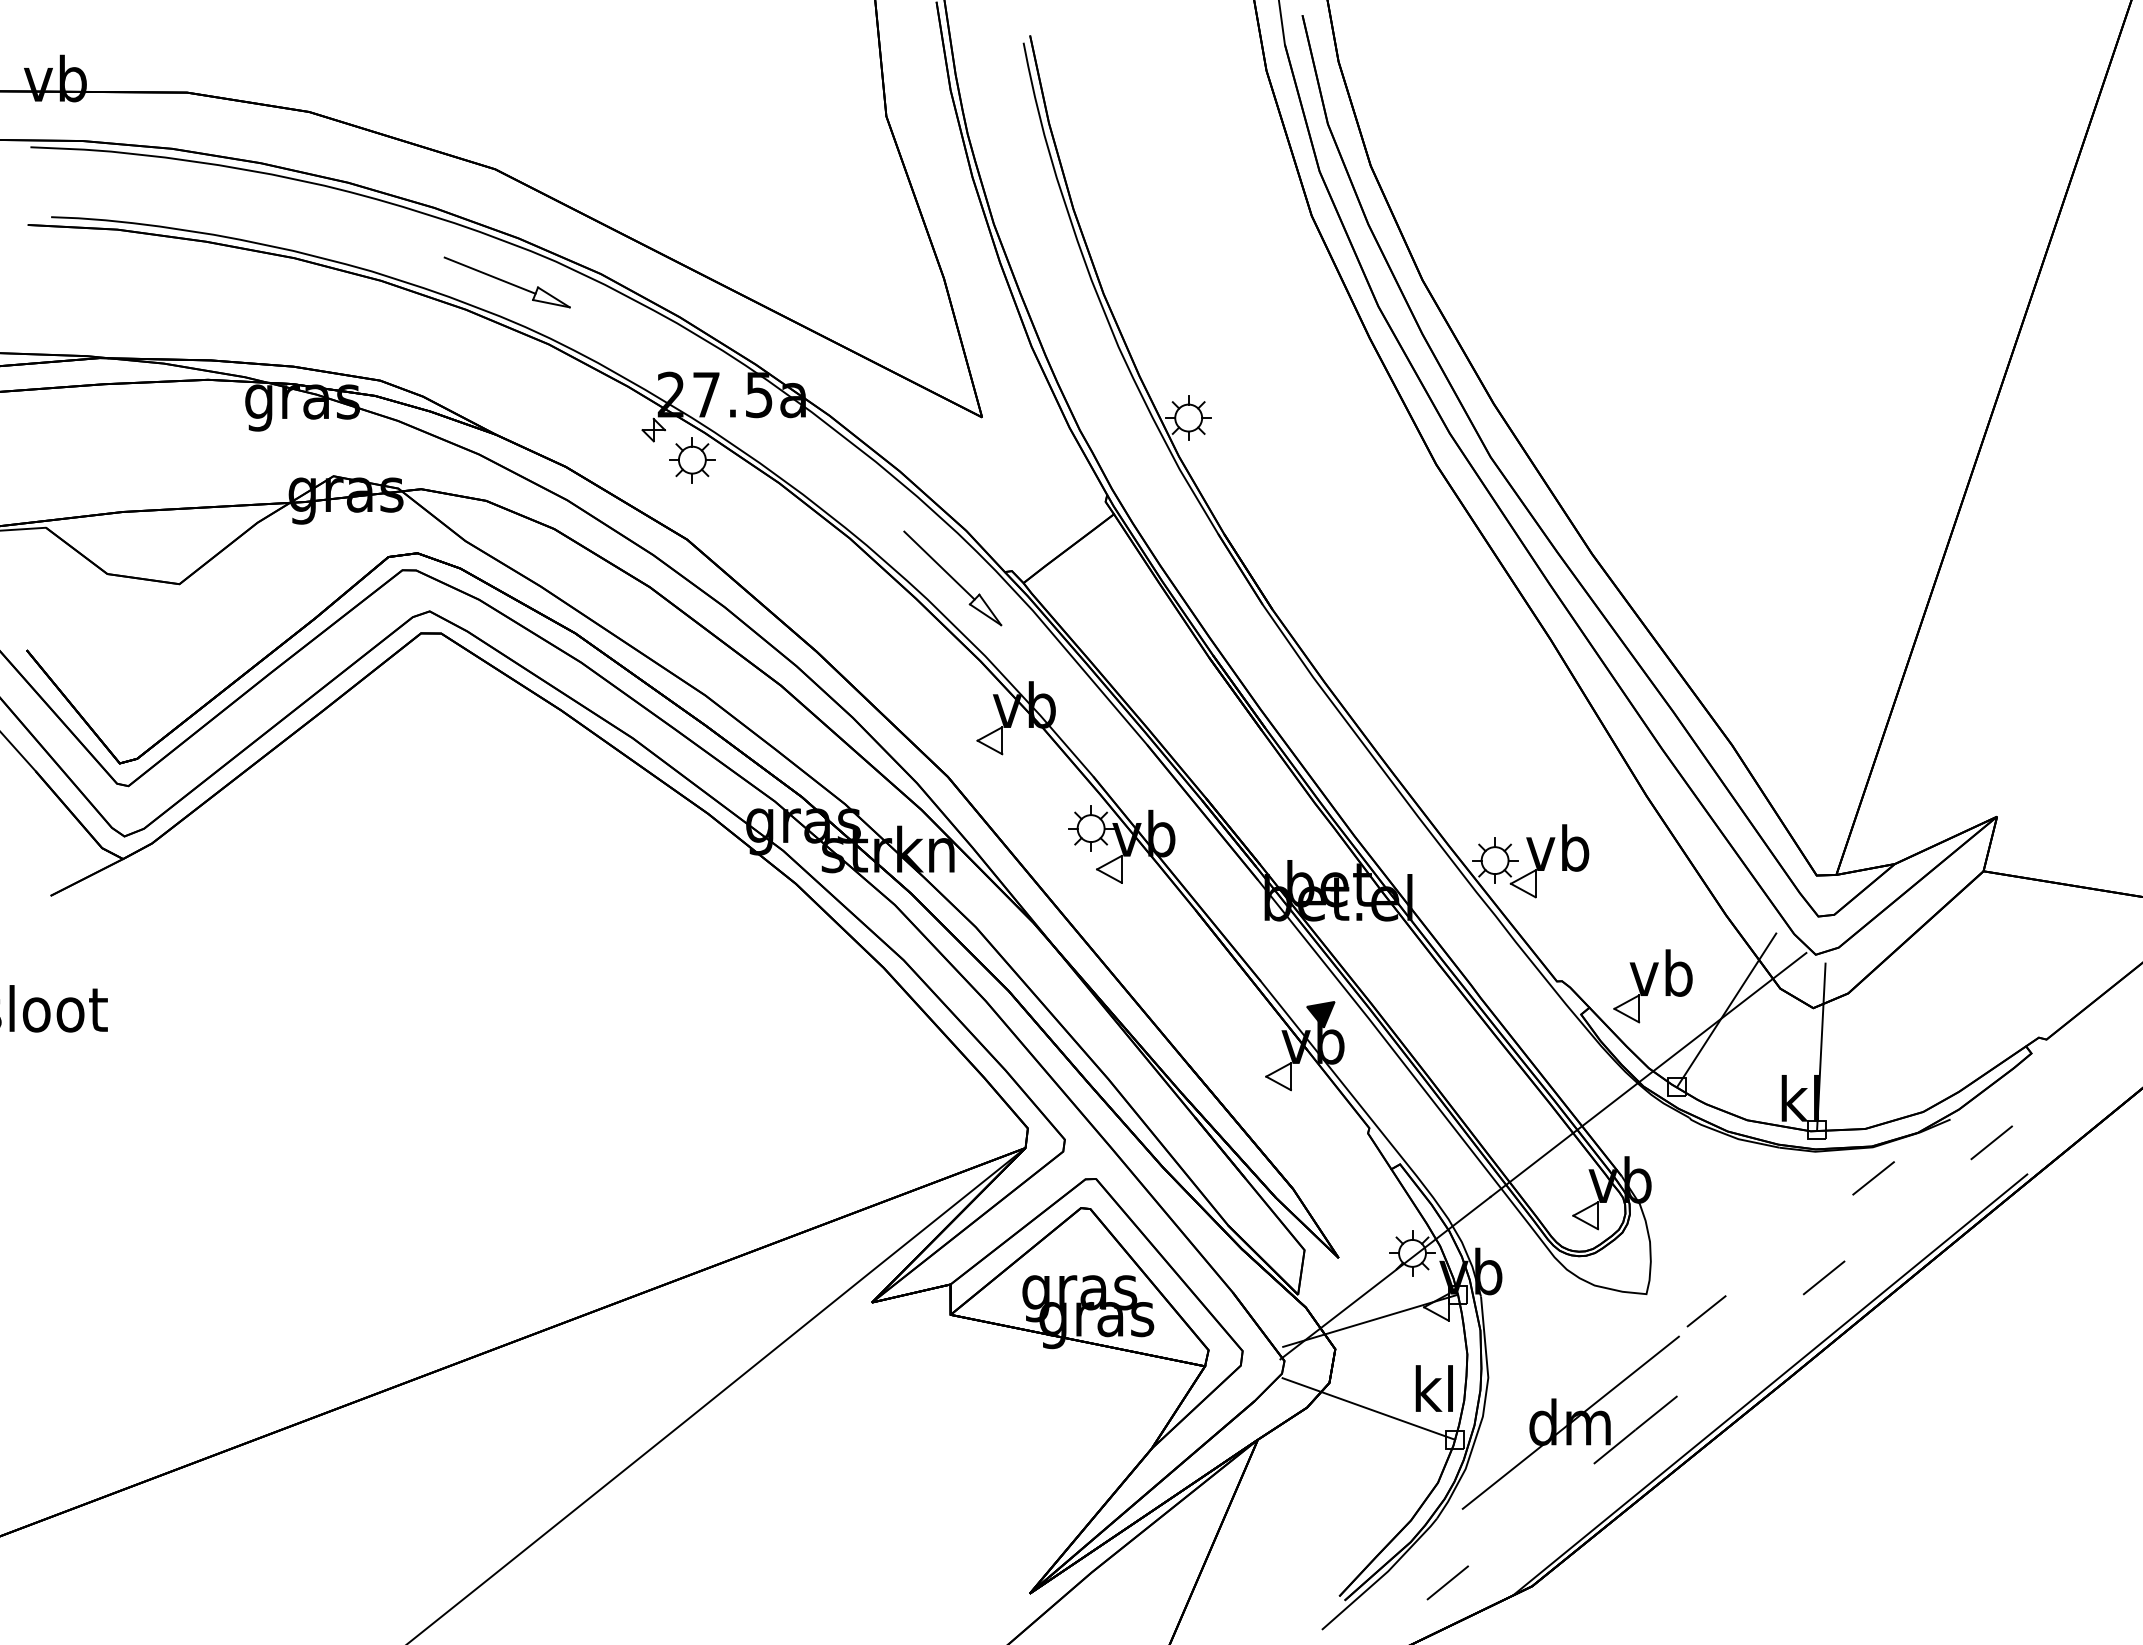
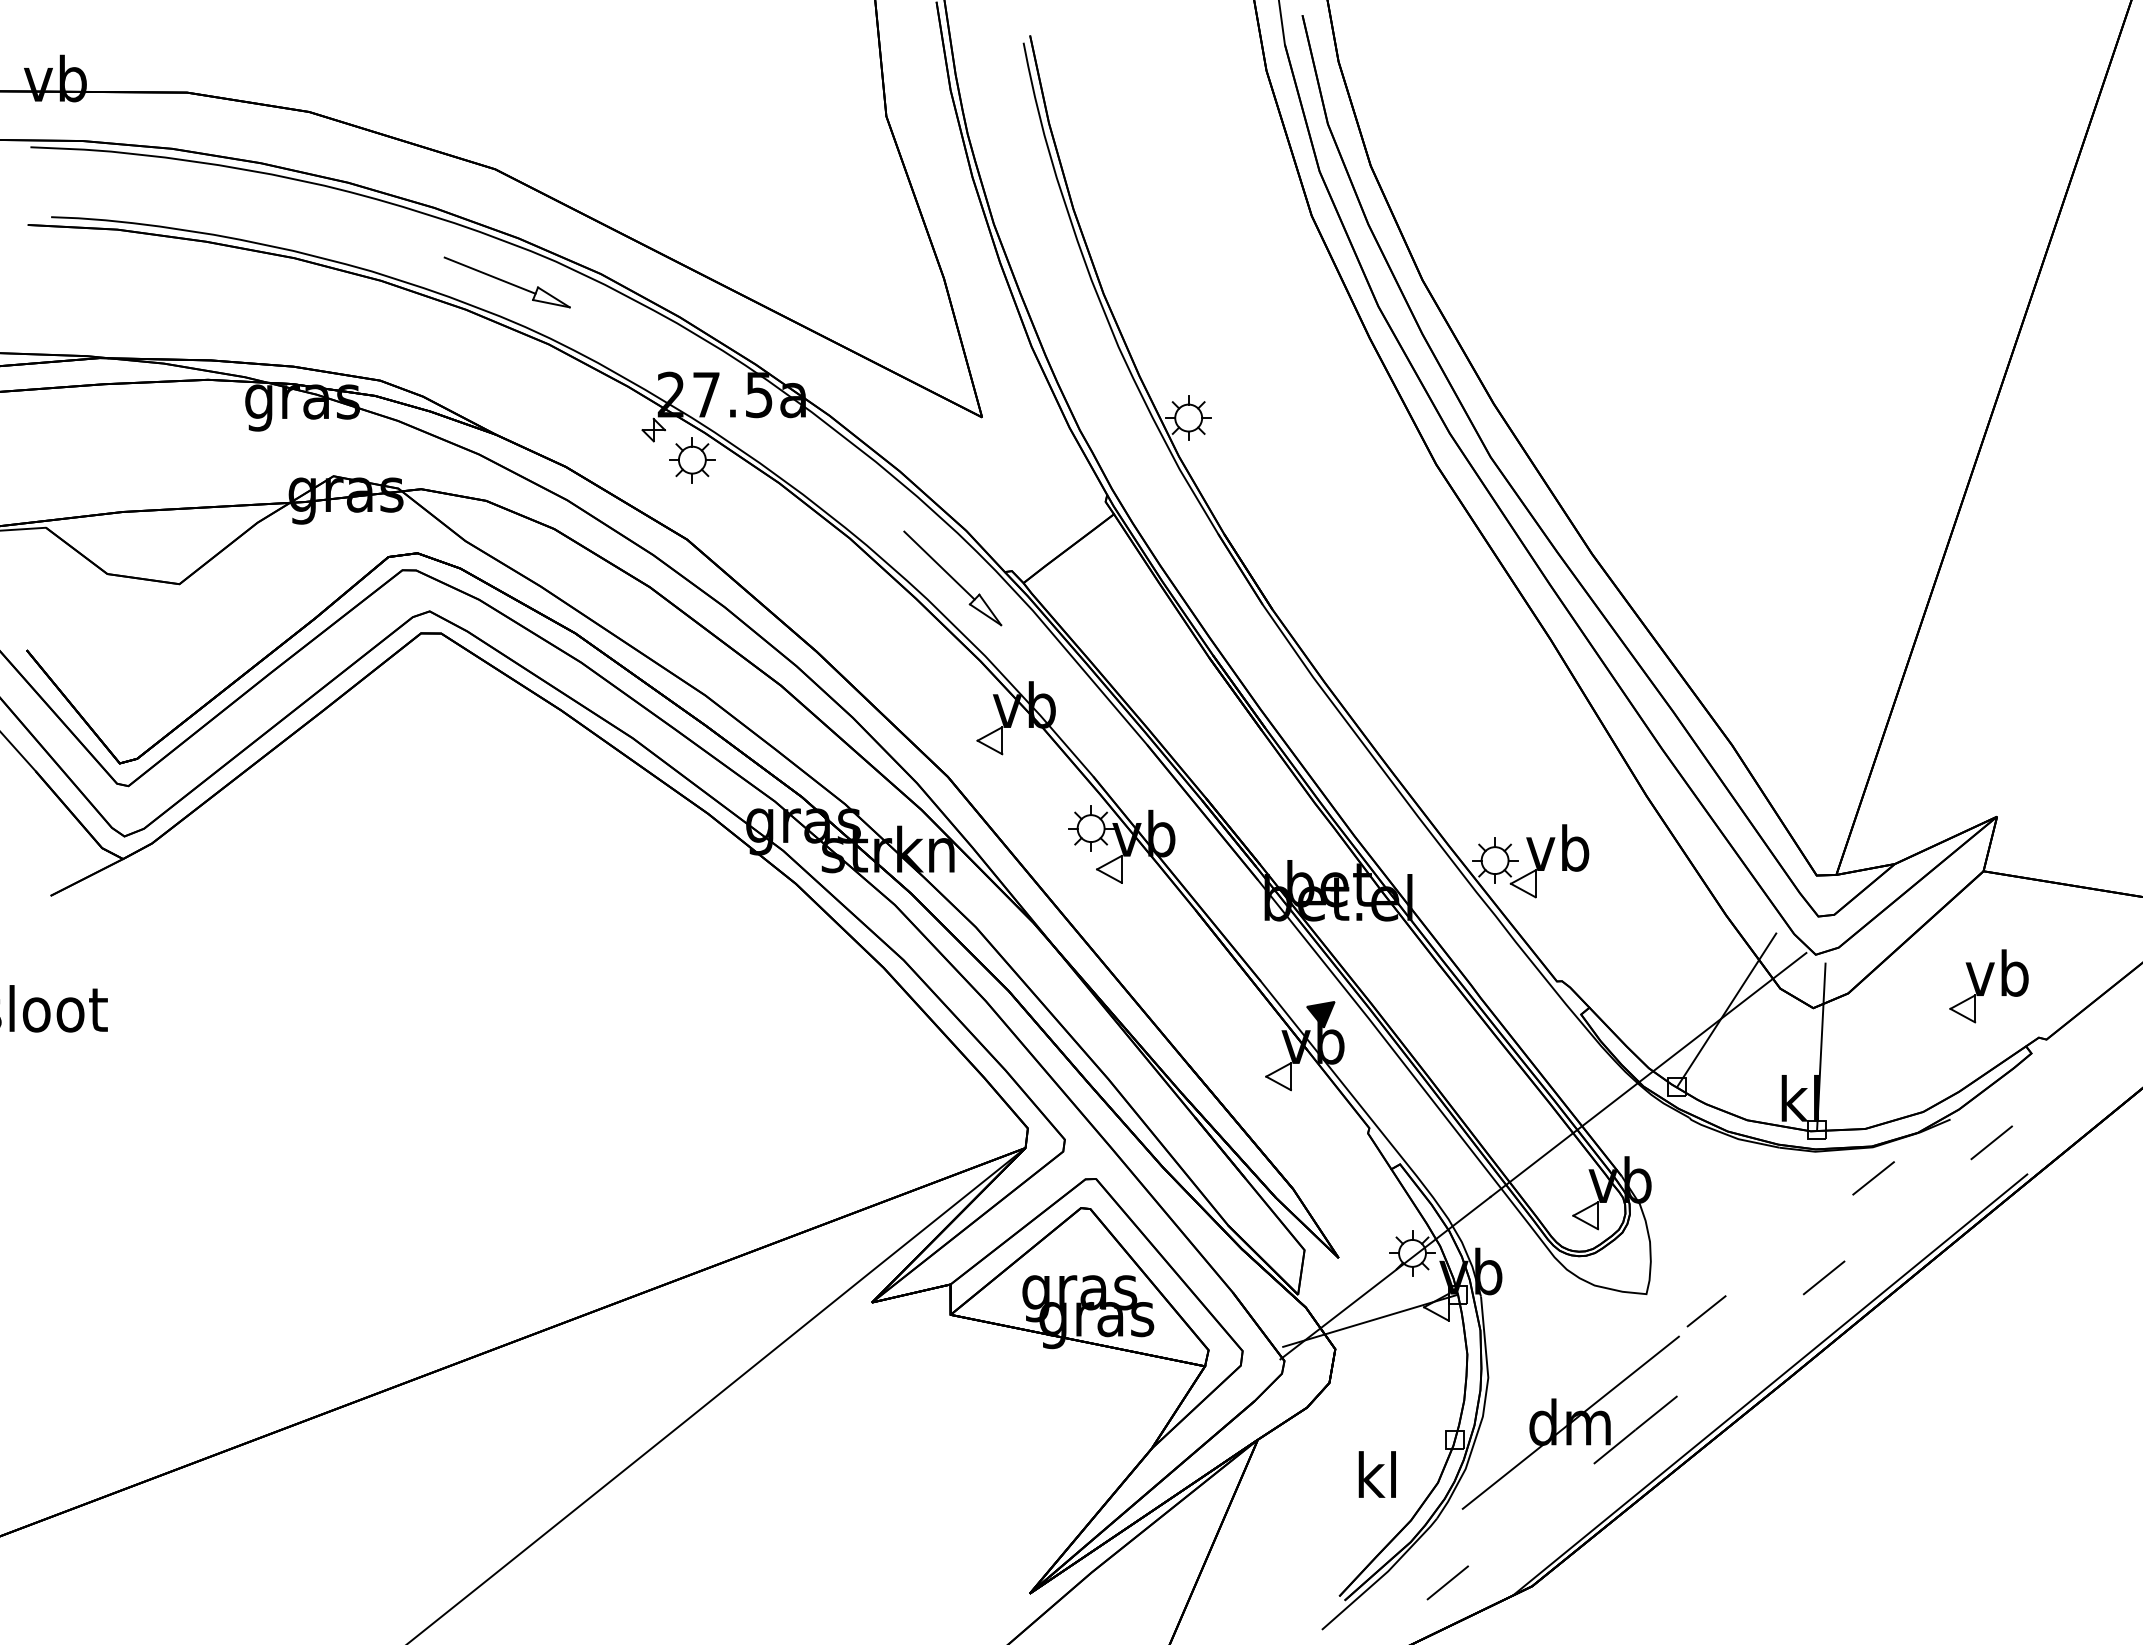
part position: (1652, 986) -> (1988, 986) (1988, 986)
text position: (1433, 1388) -> (1376, 1474) (1376, 1474)
line: present -> none (1368, 1408)
